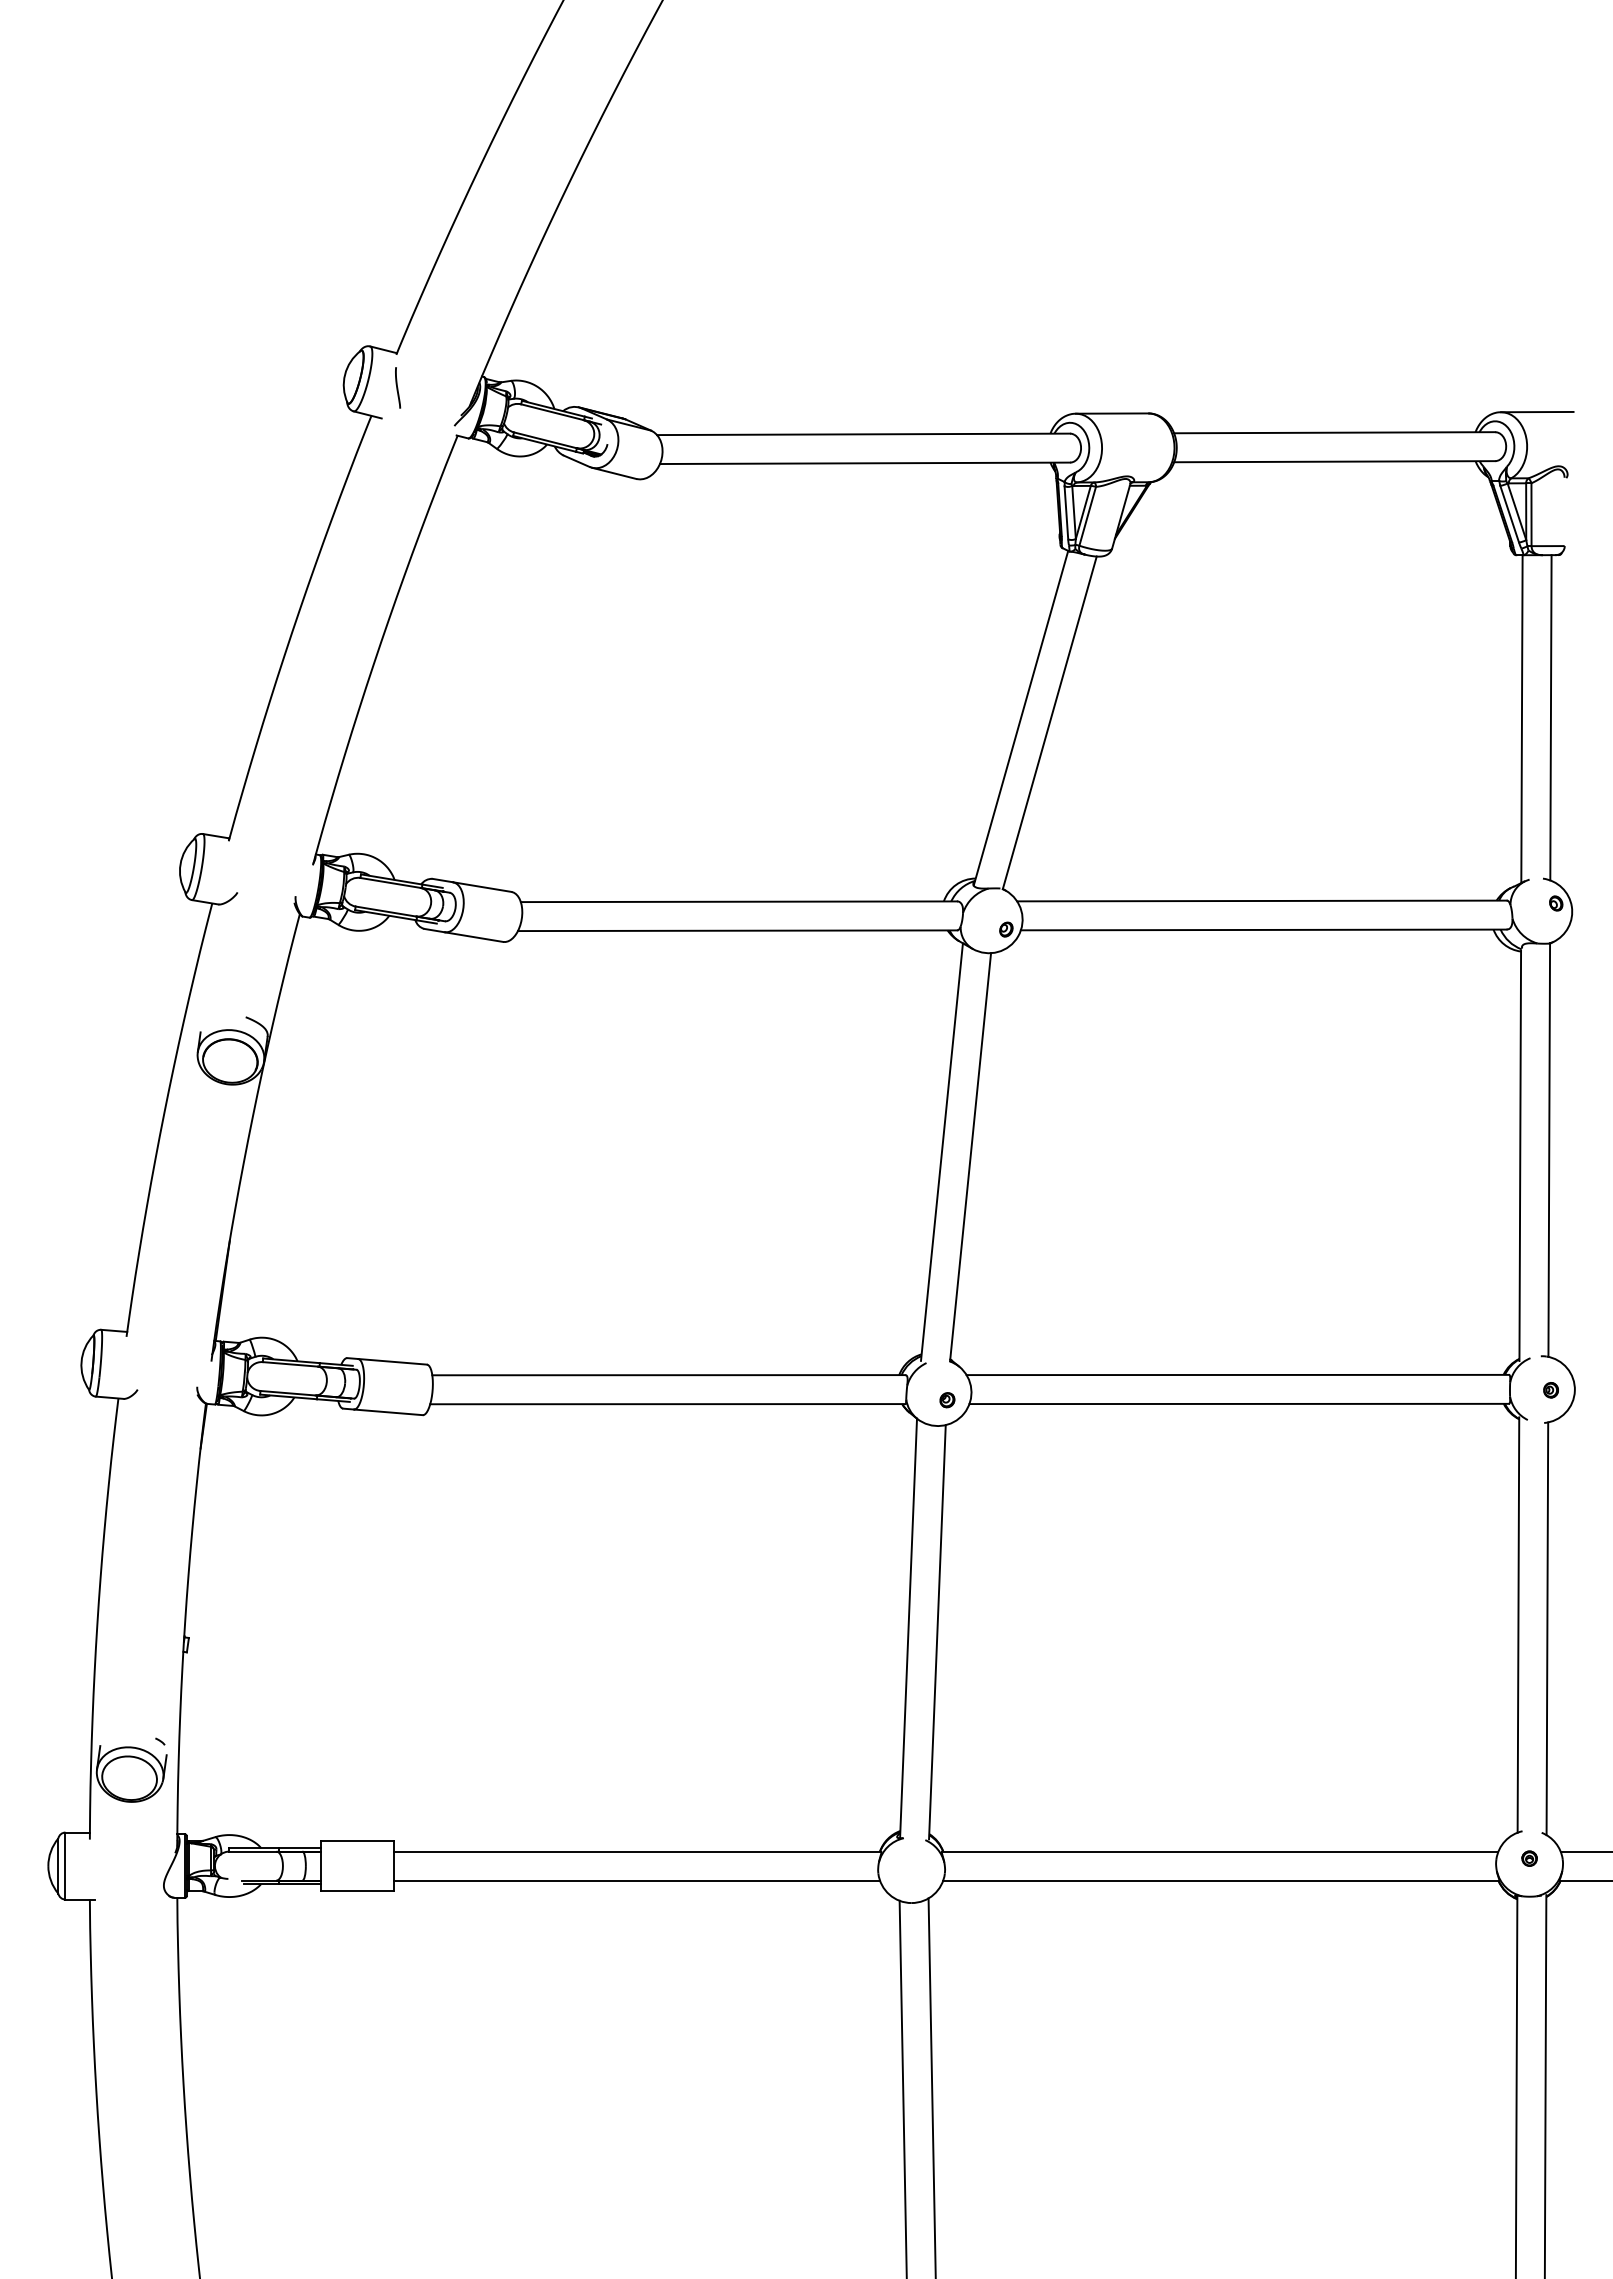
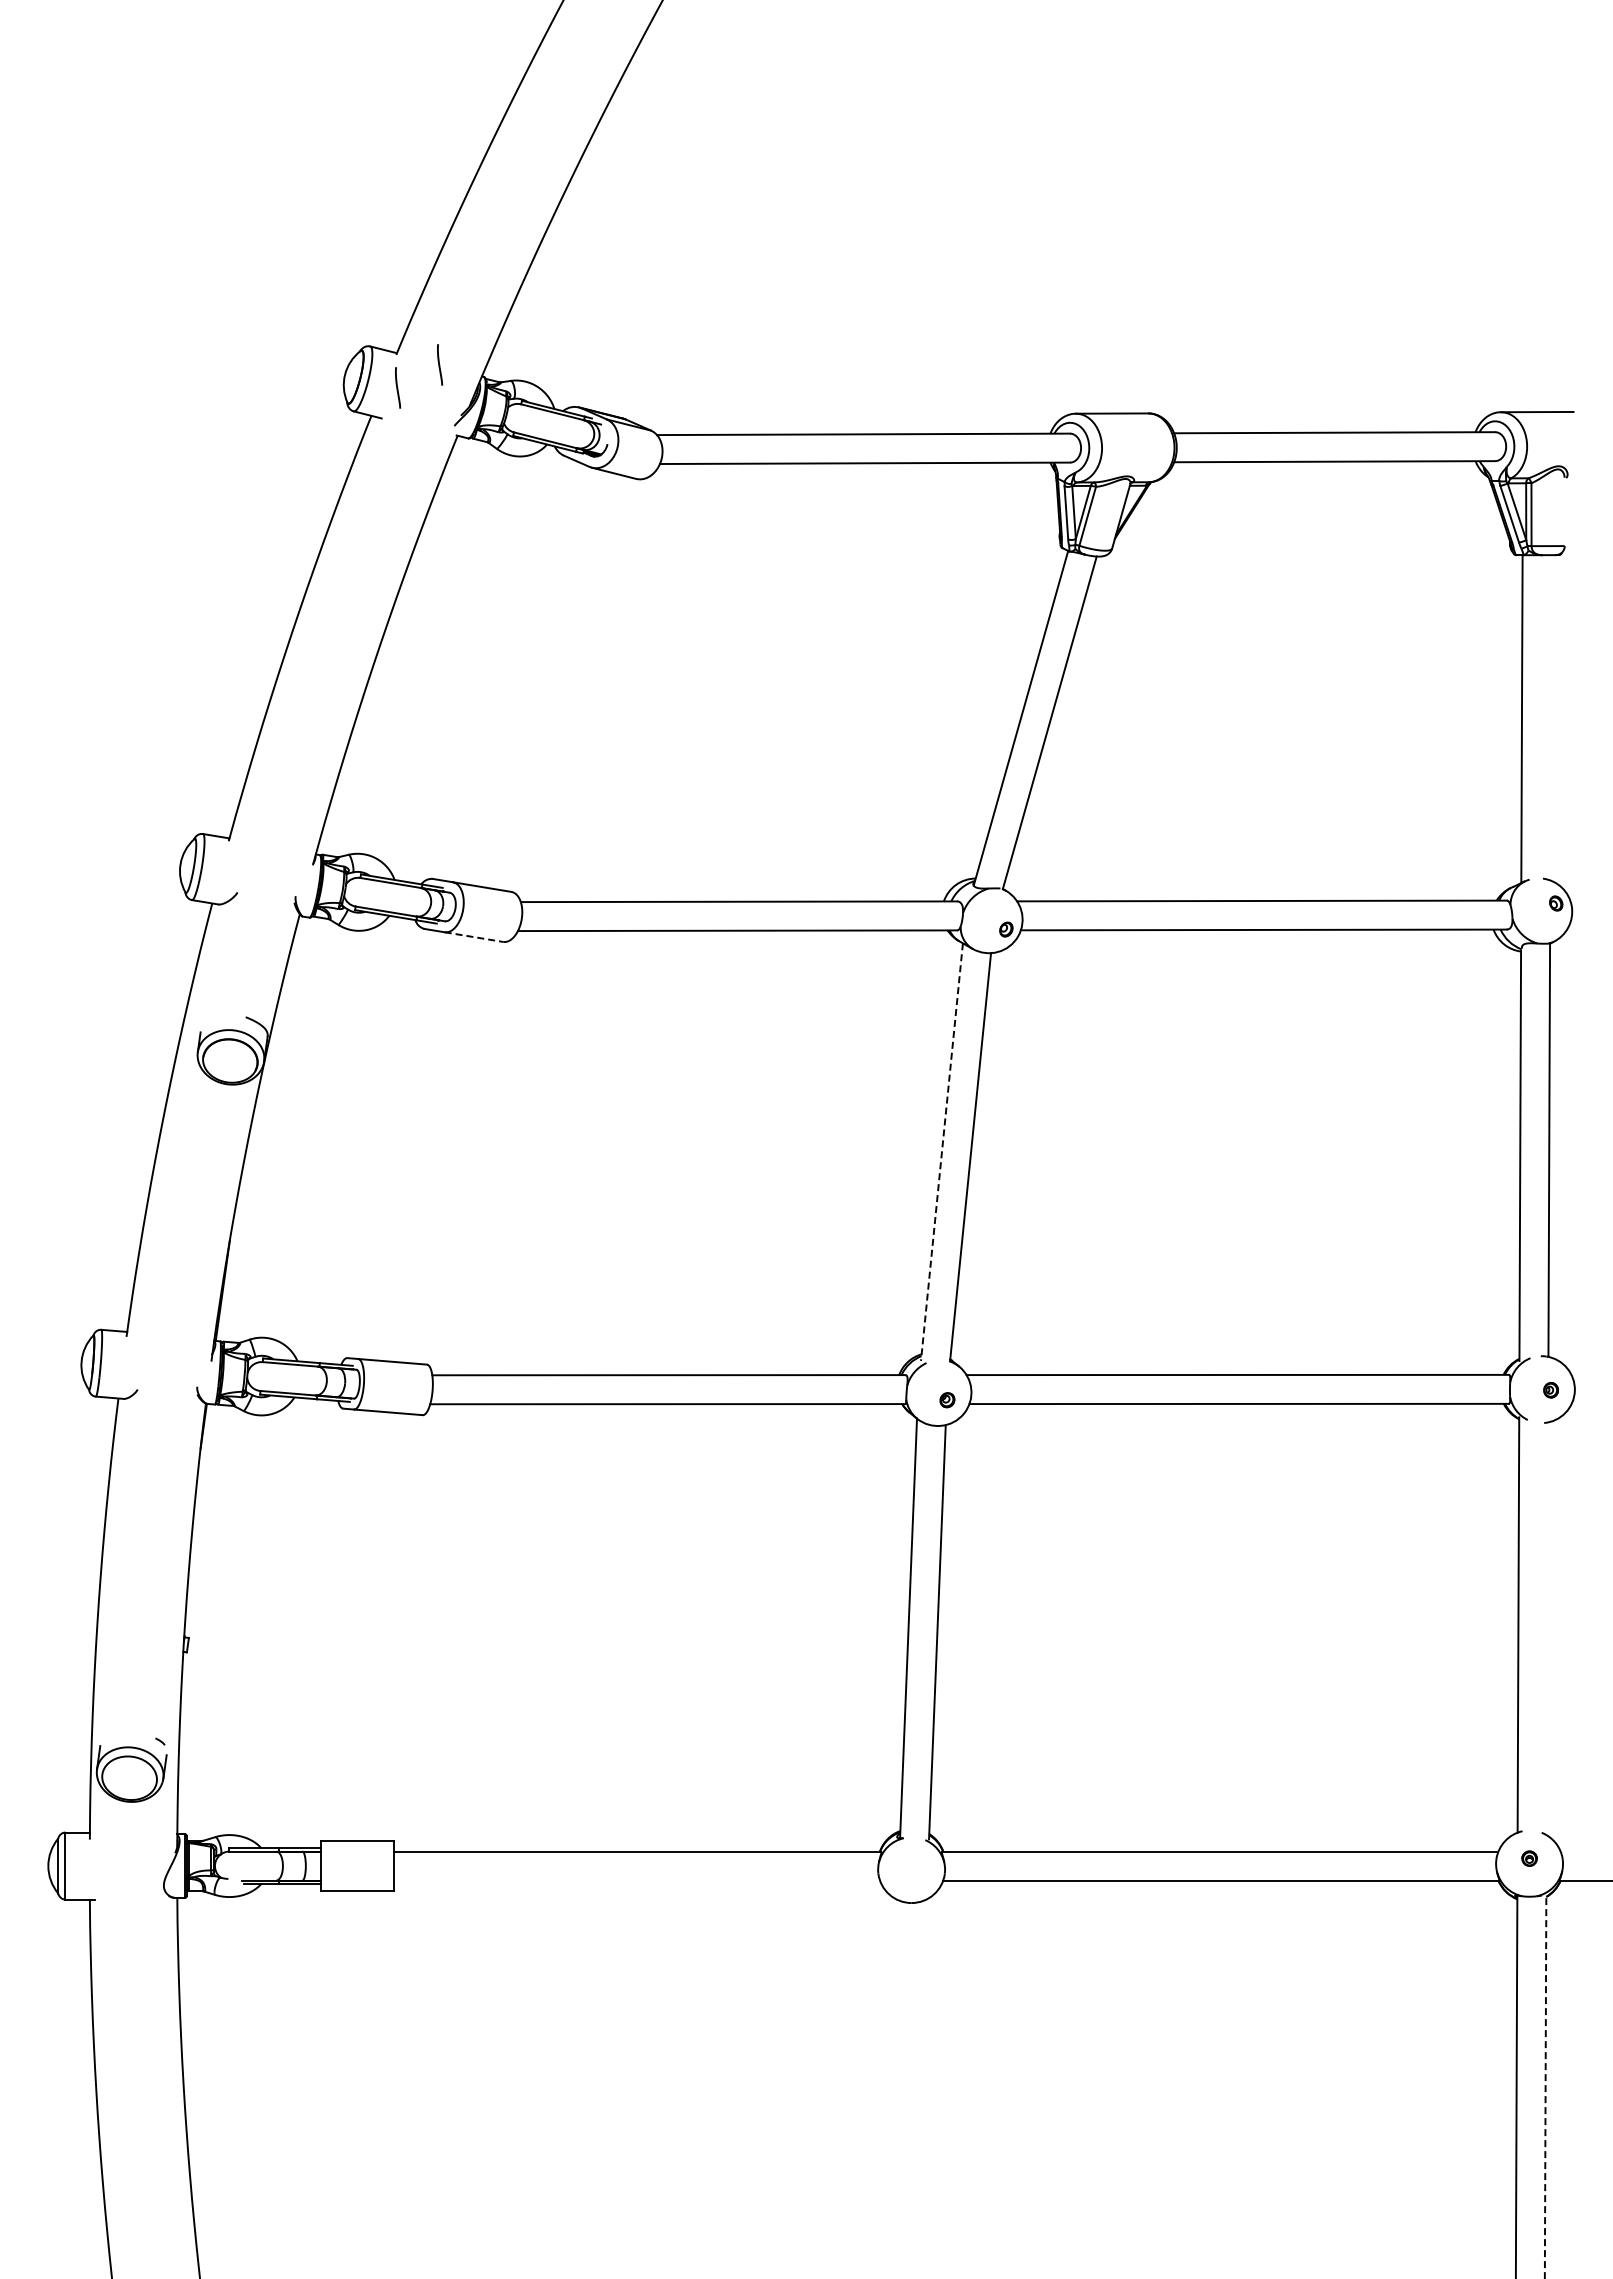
line: none -> present (440, 364)
line: present -> none (1550, 717)
line: solid -> dashed (474, 937)
line: solid -> dashed (941, 1152)
line: present -> none (1547, 1628)
line: present -> none (1584, 1851)
line: present -> none (636, 1880)
line: present -> none (931, 2086)
line: solid -> dashed (1545, 2086)
line: present -> none (902, 2087)
